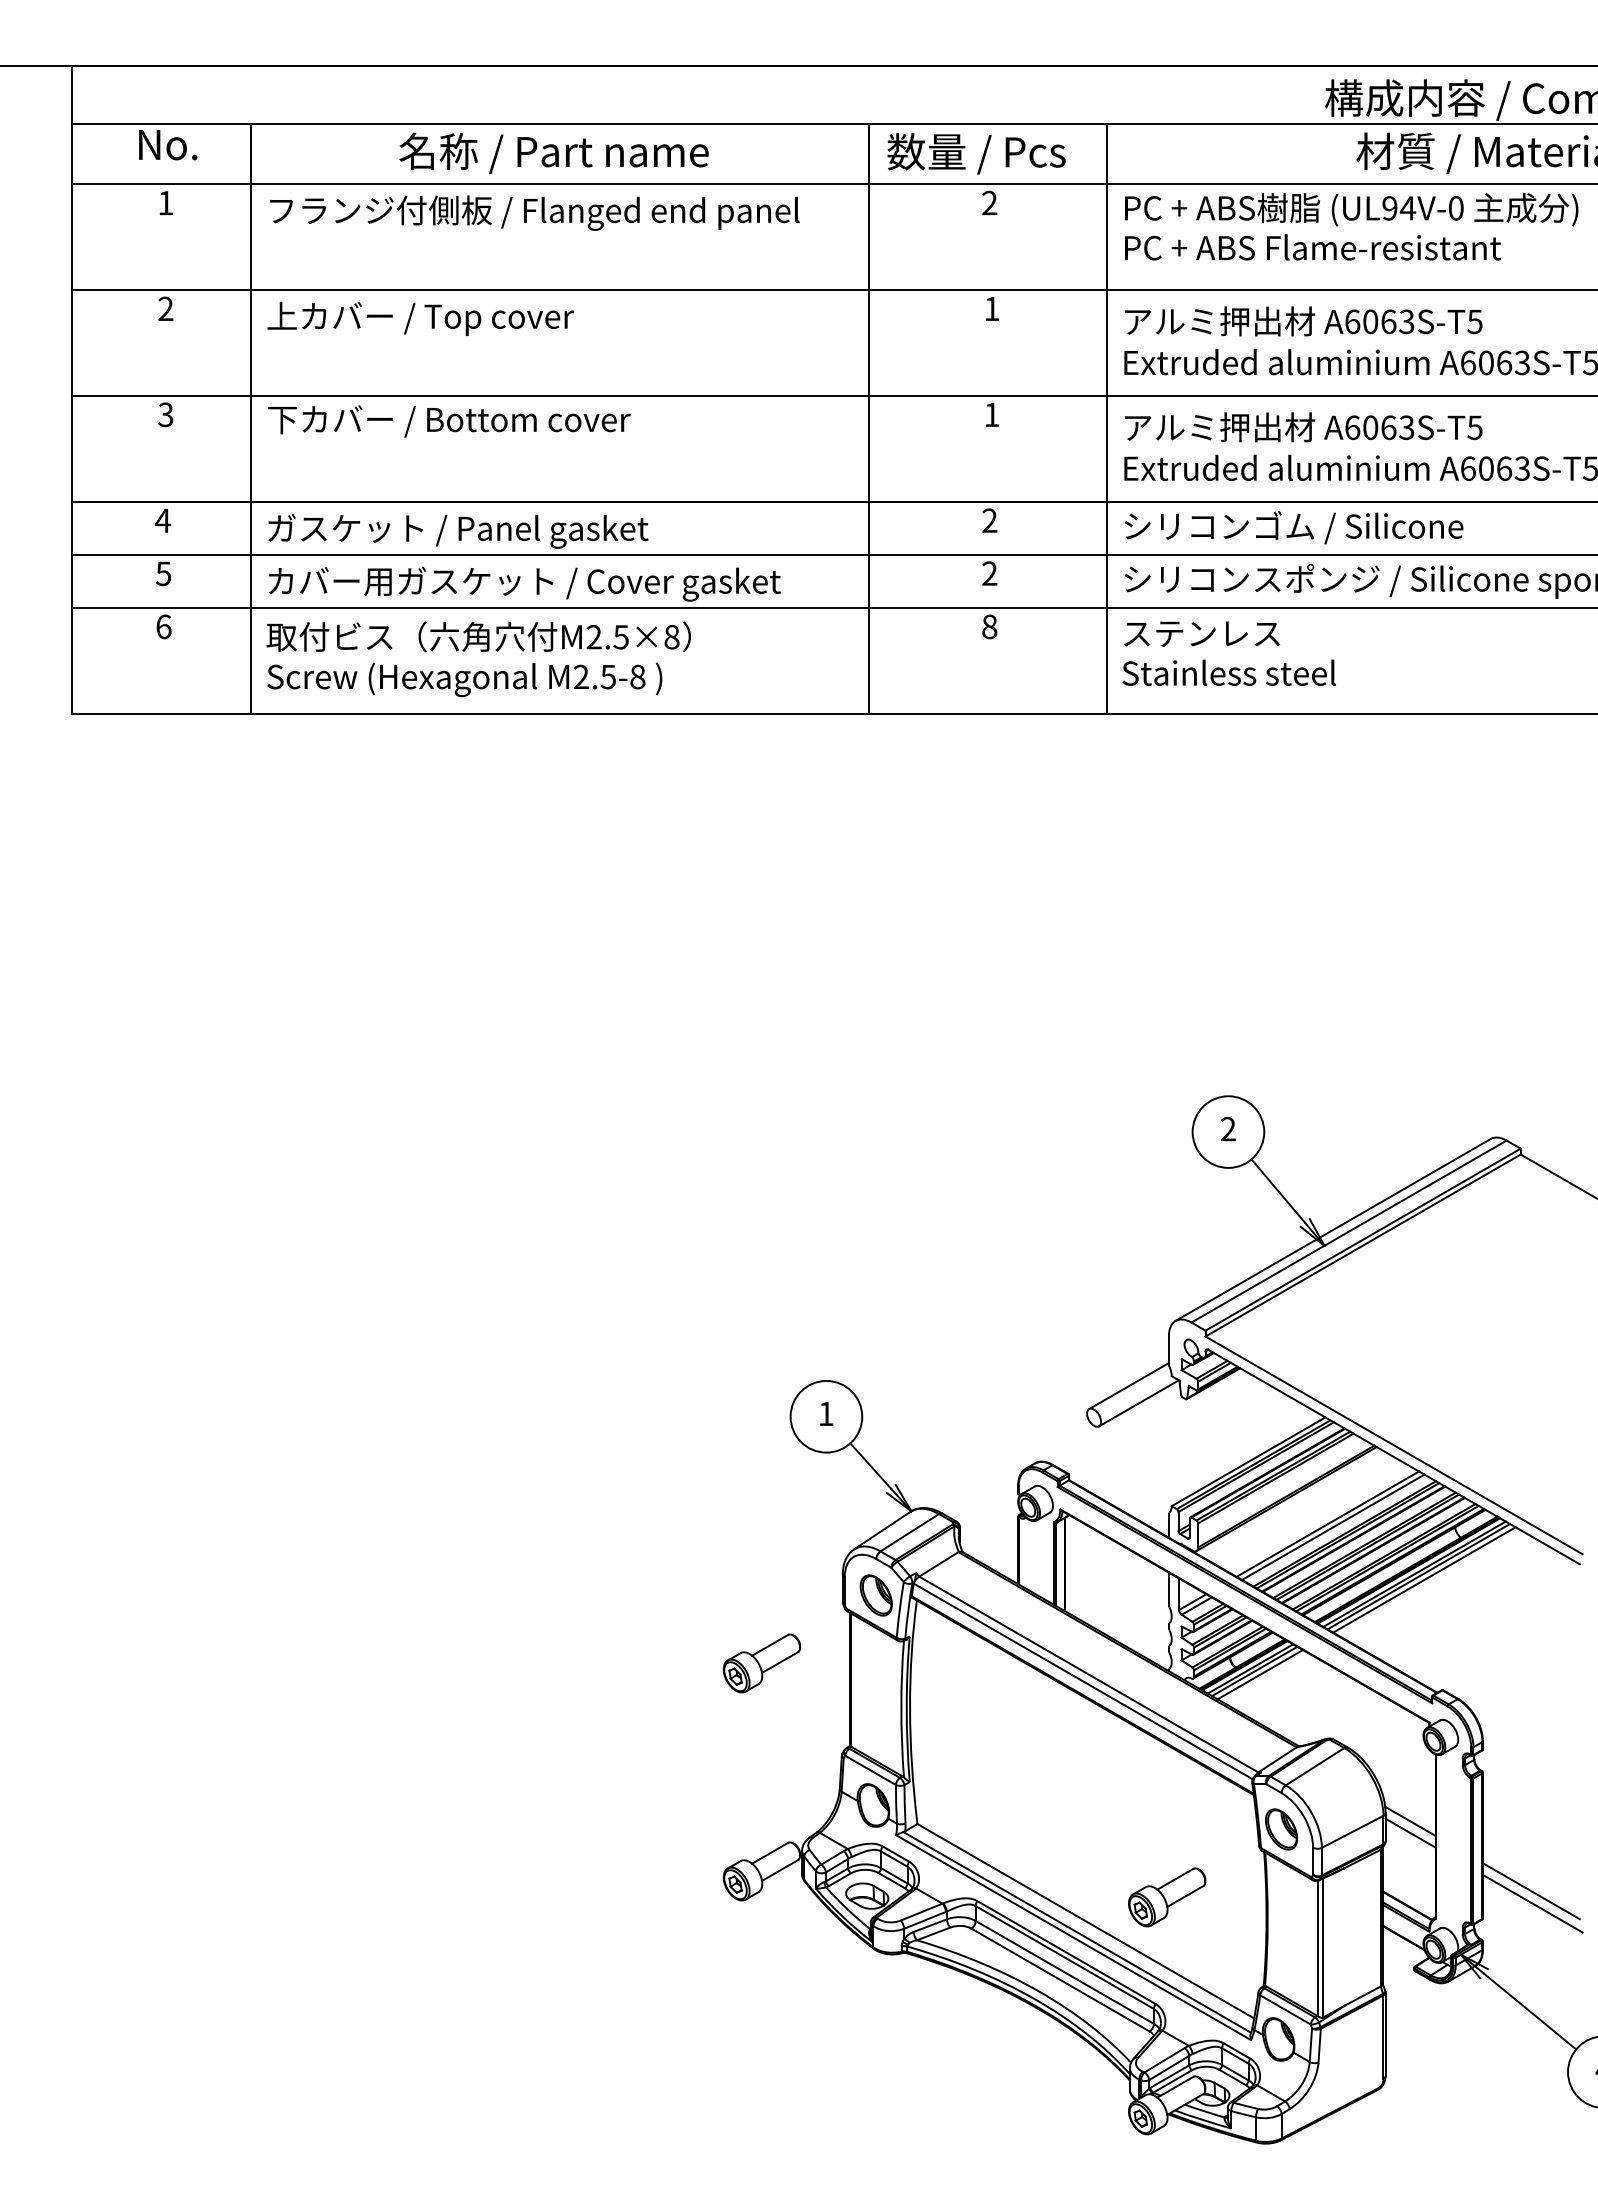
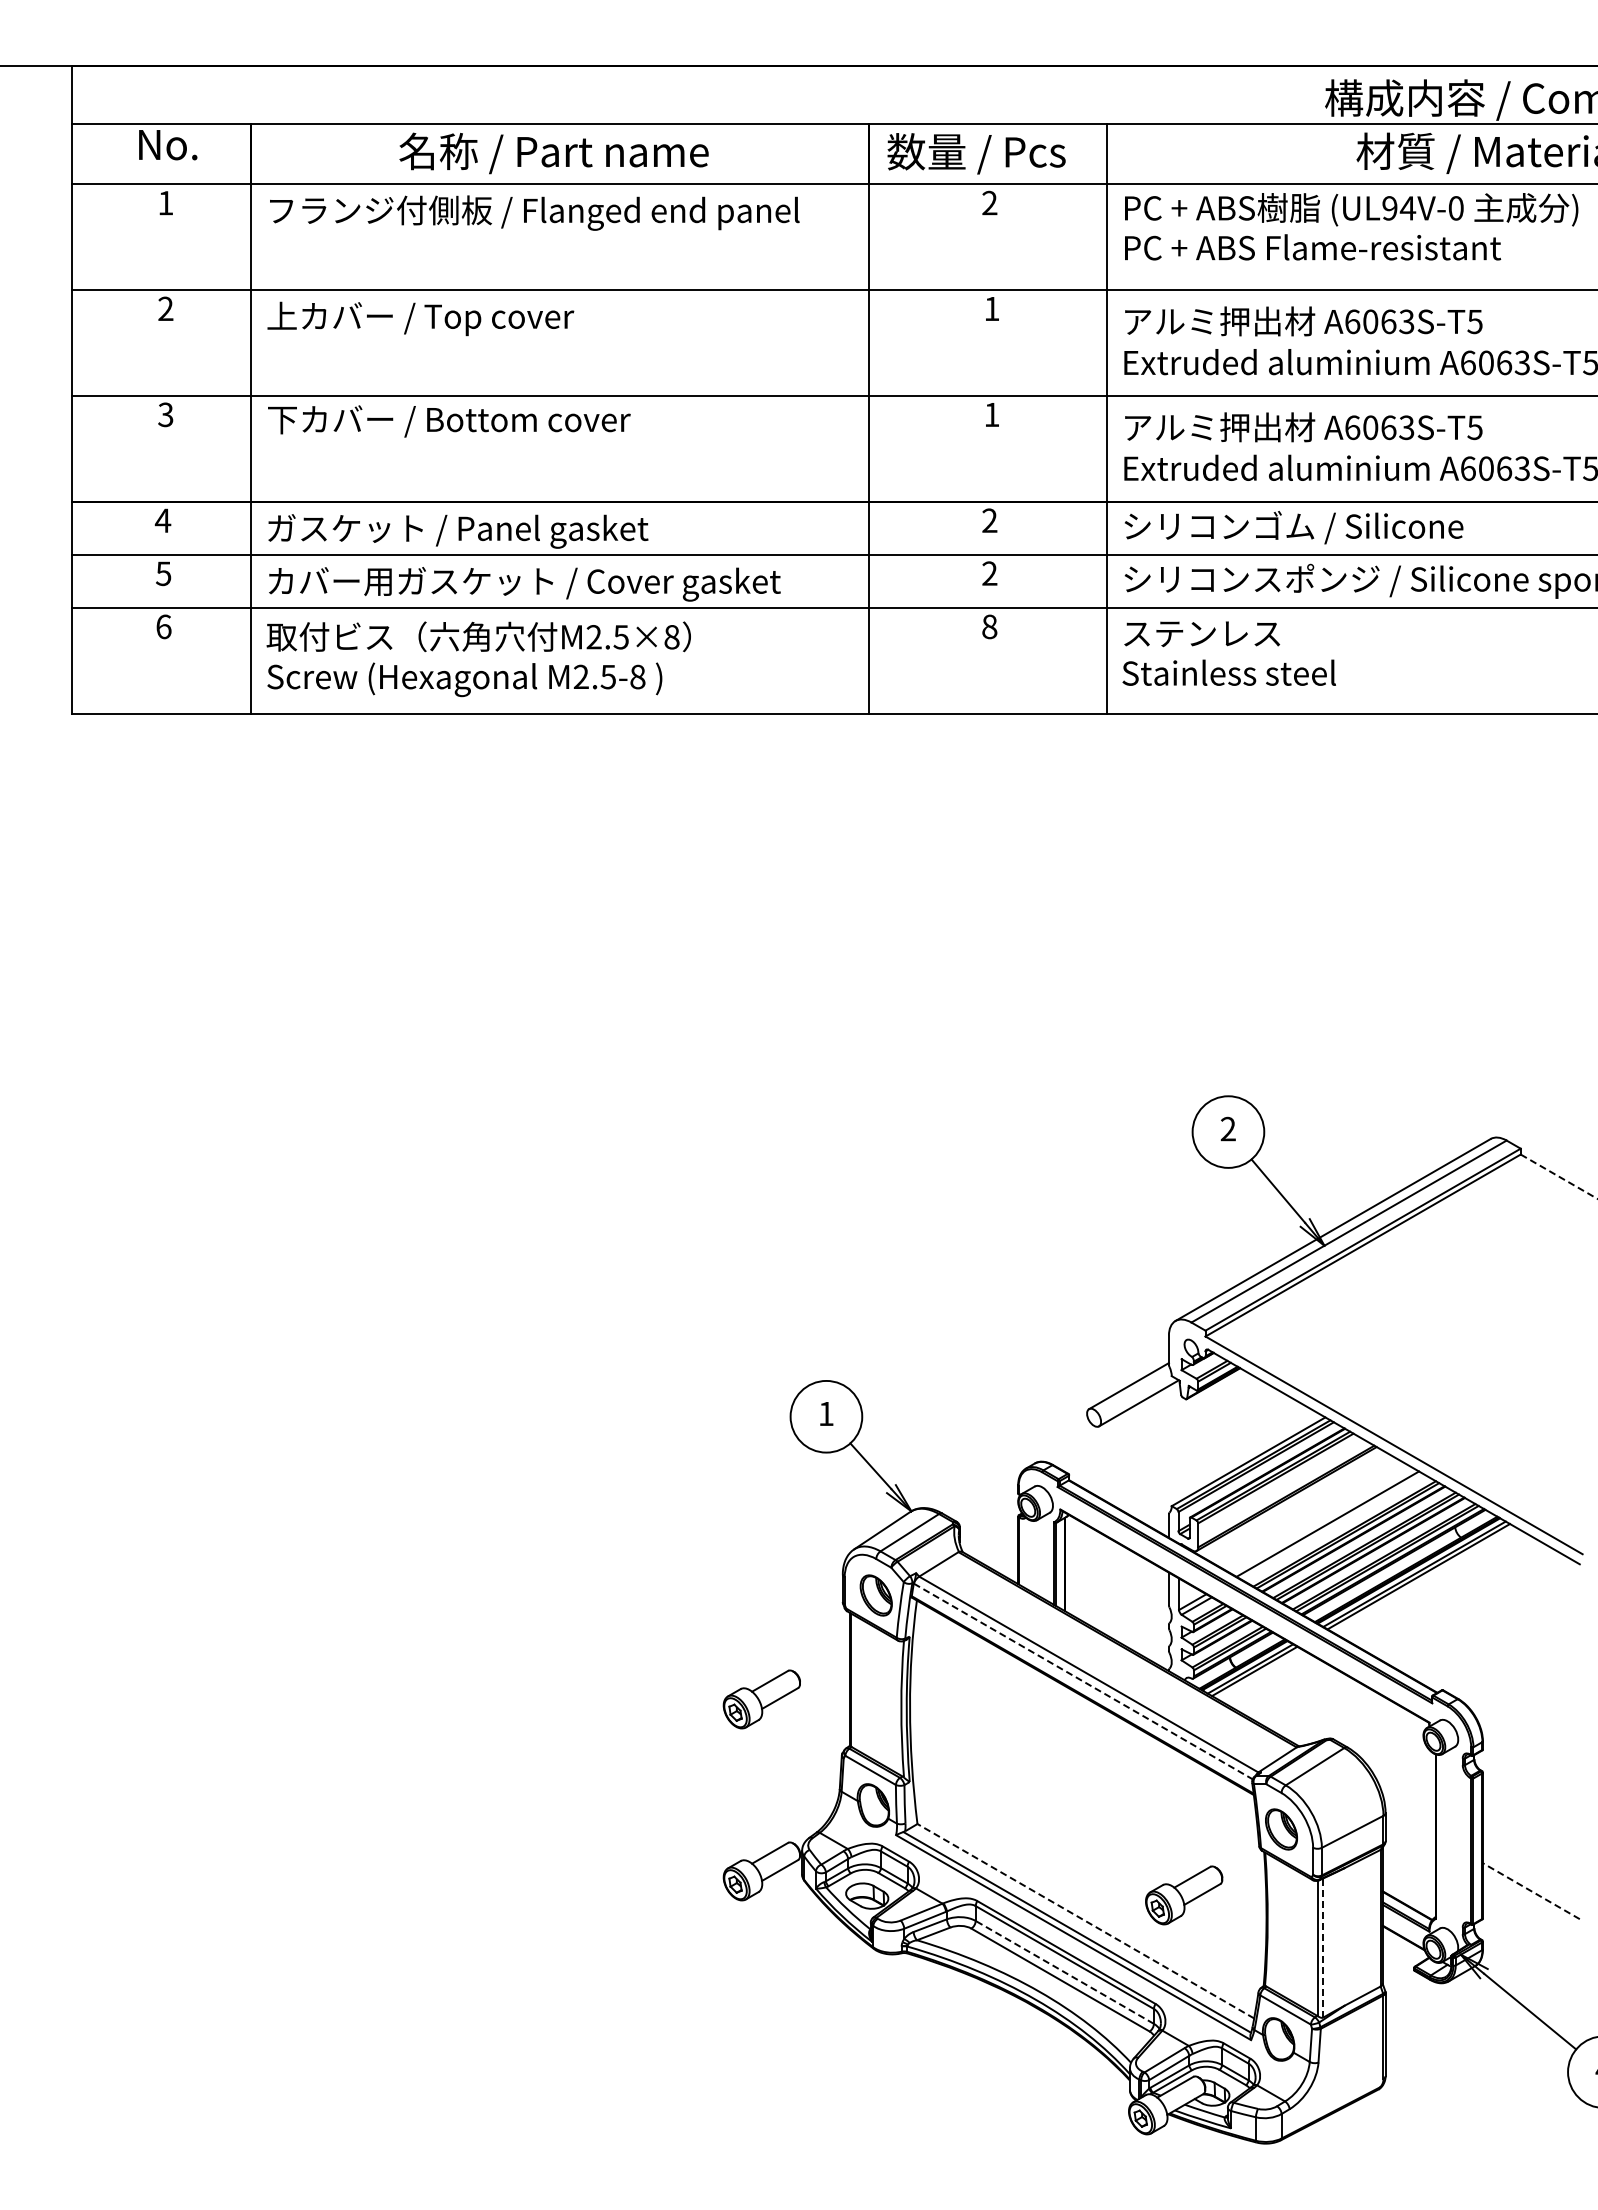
line: solid -> dashed (1559, 1177)
line: present -> none (1333, 1526)
line: present -> none (1424, 1579)
part position: (761, 1663) -> (761, 1699) (761, 1699)
line: present -> none (1260, 1674)
line: solid -> dashed (1083, 1681)
line: present -> none (1410, 1821)
line: present -> none (1410, 1832)
line: solid -> dashed (1531, 1891)
part position: (1167, 1897) -> (1184, 1895) (1184, 1895)
line: present -> none (1532, 1903)
line: solid -> dashed (1085, 1921)
line: solid -> dashed (1323, 1948)
line: solid -> dashed (1064, 1972)
